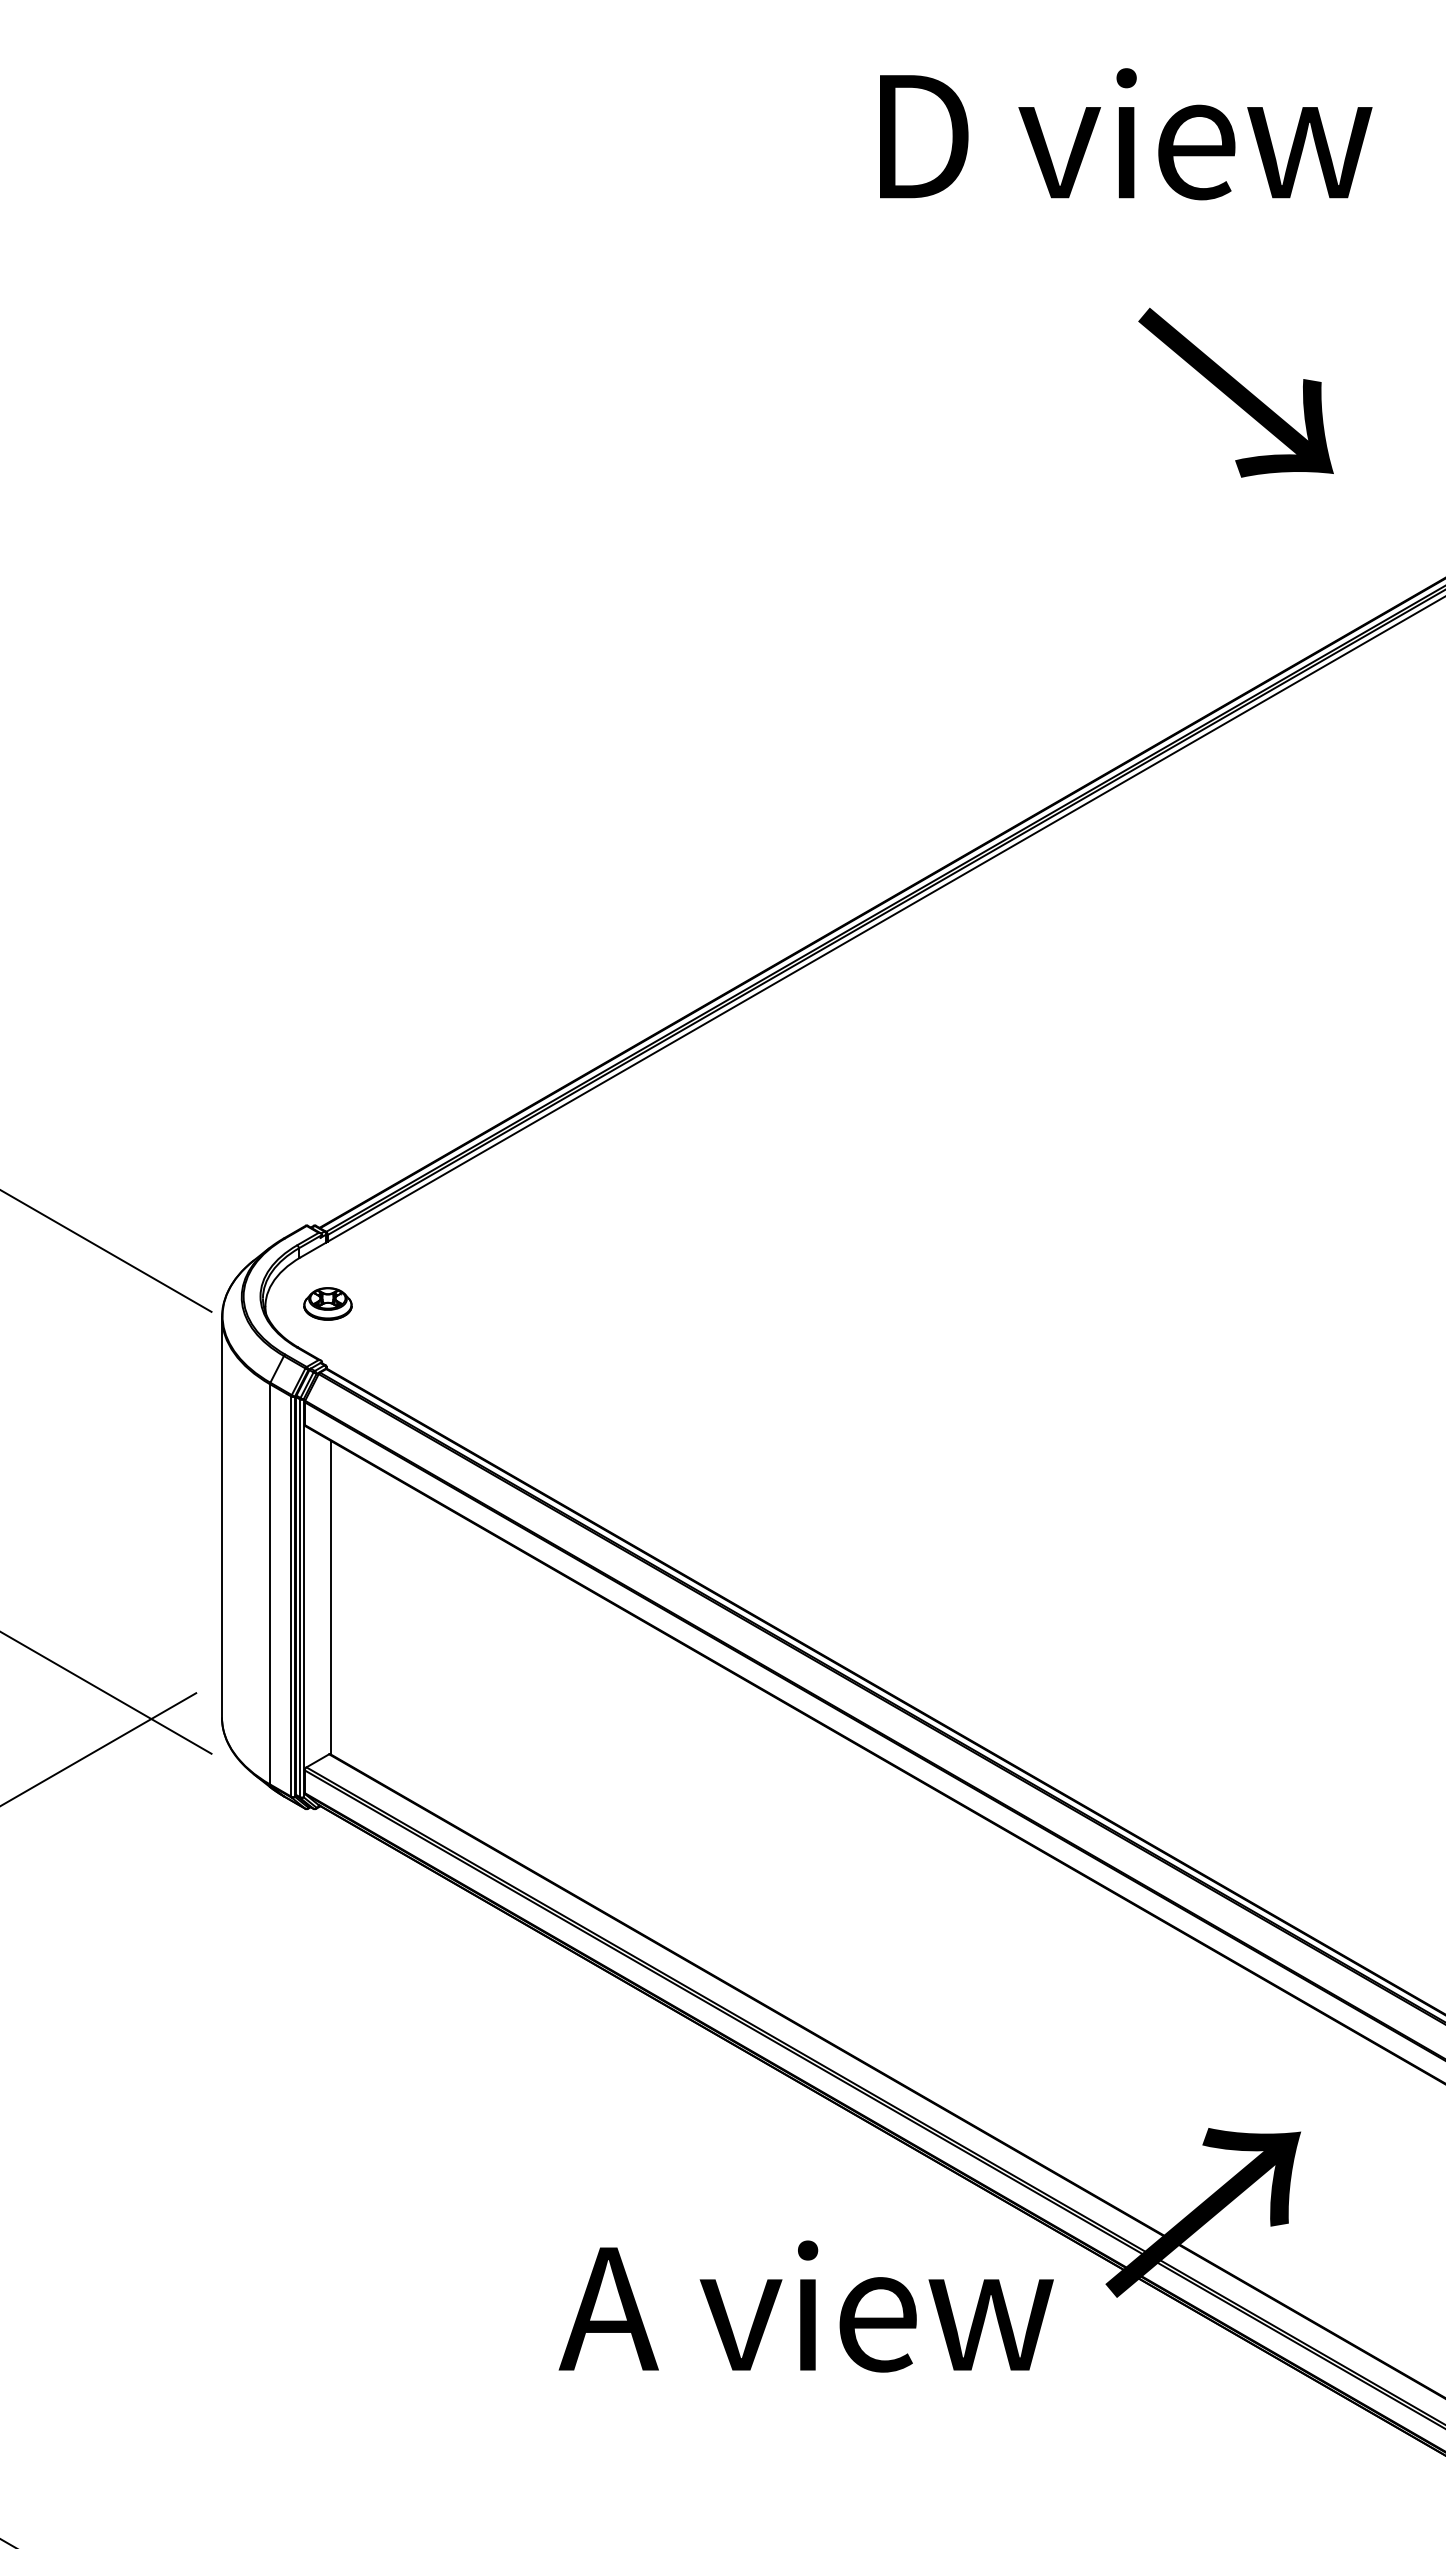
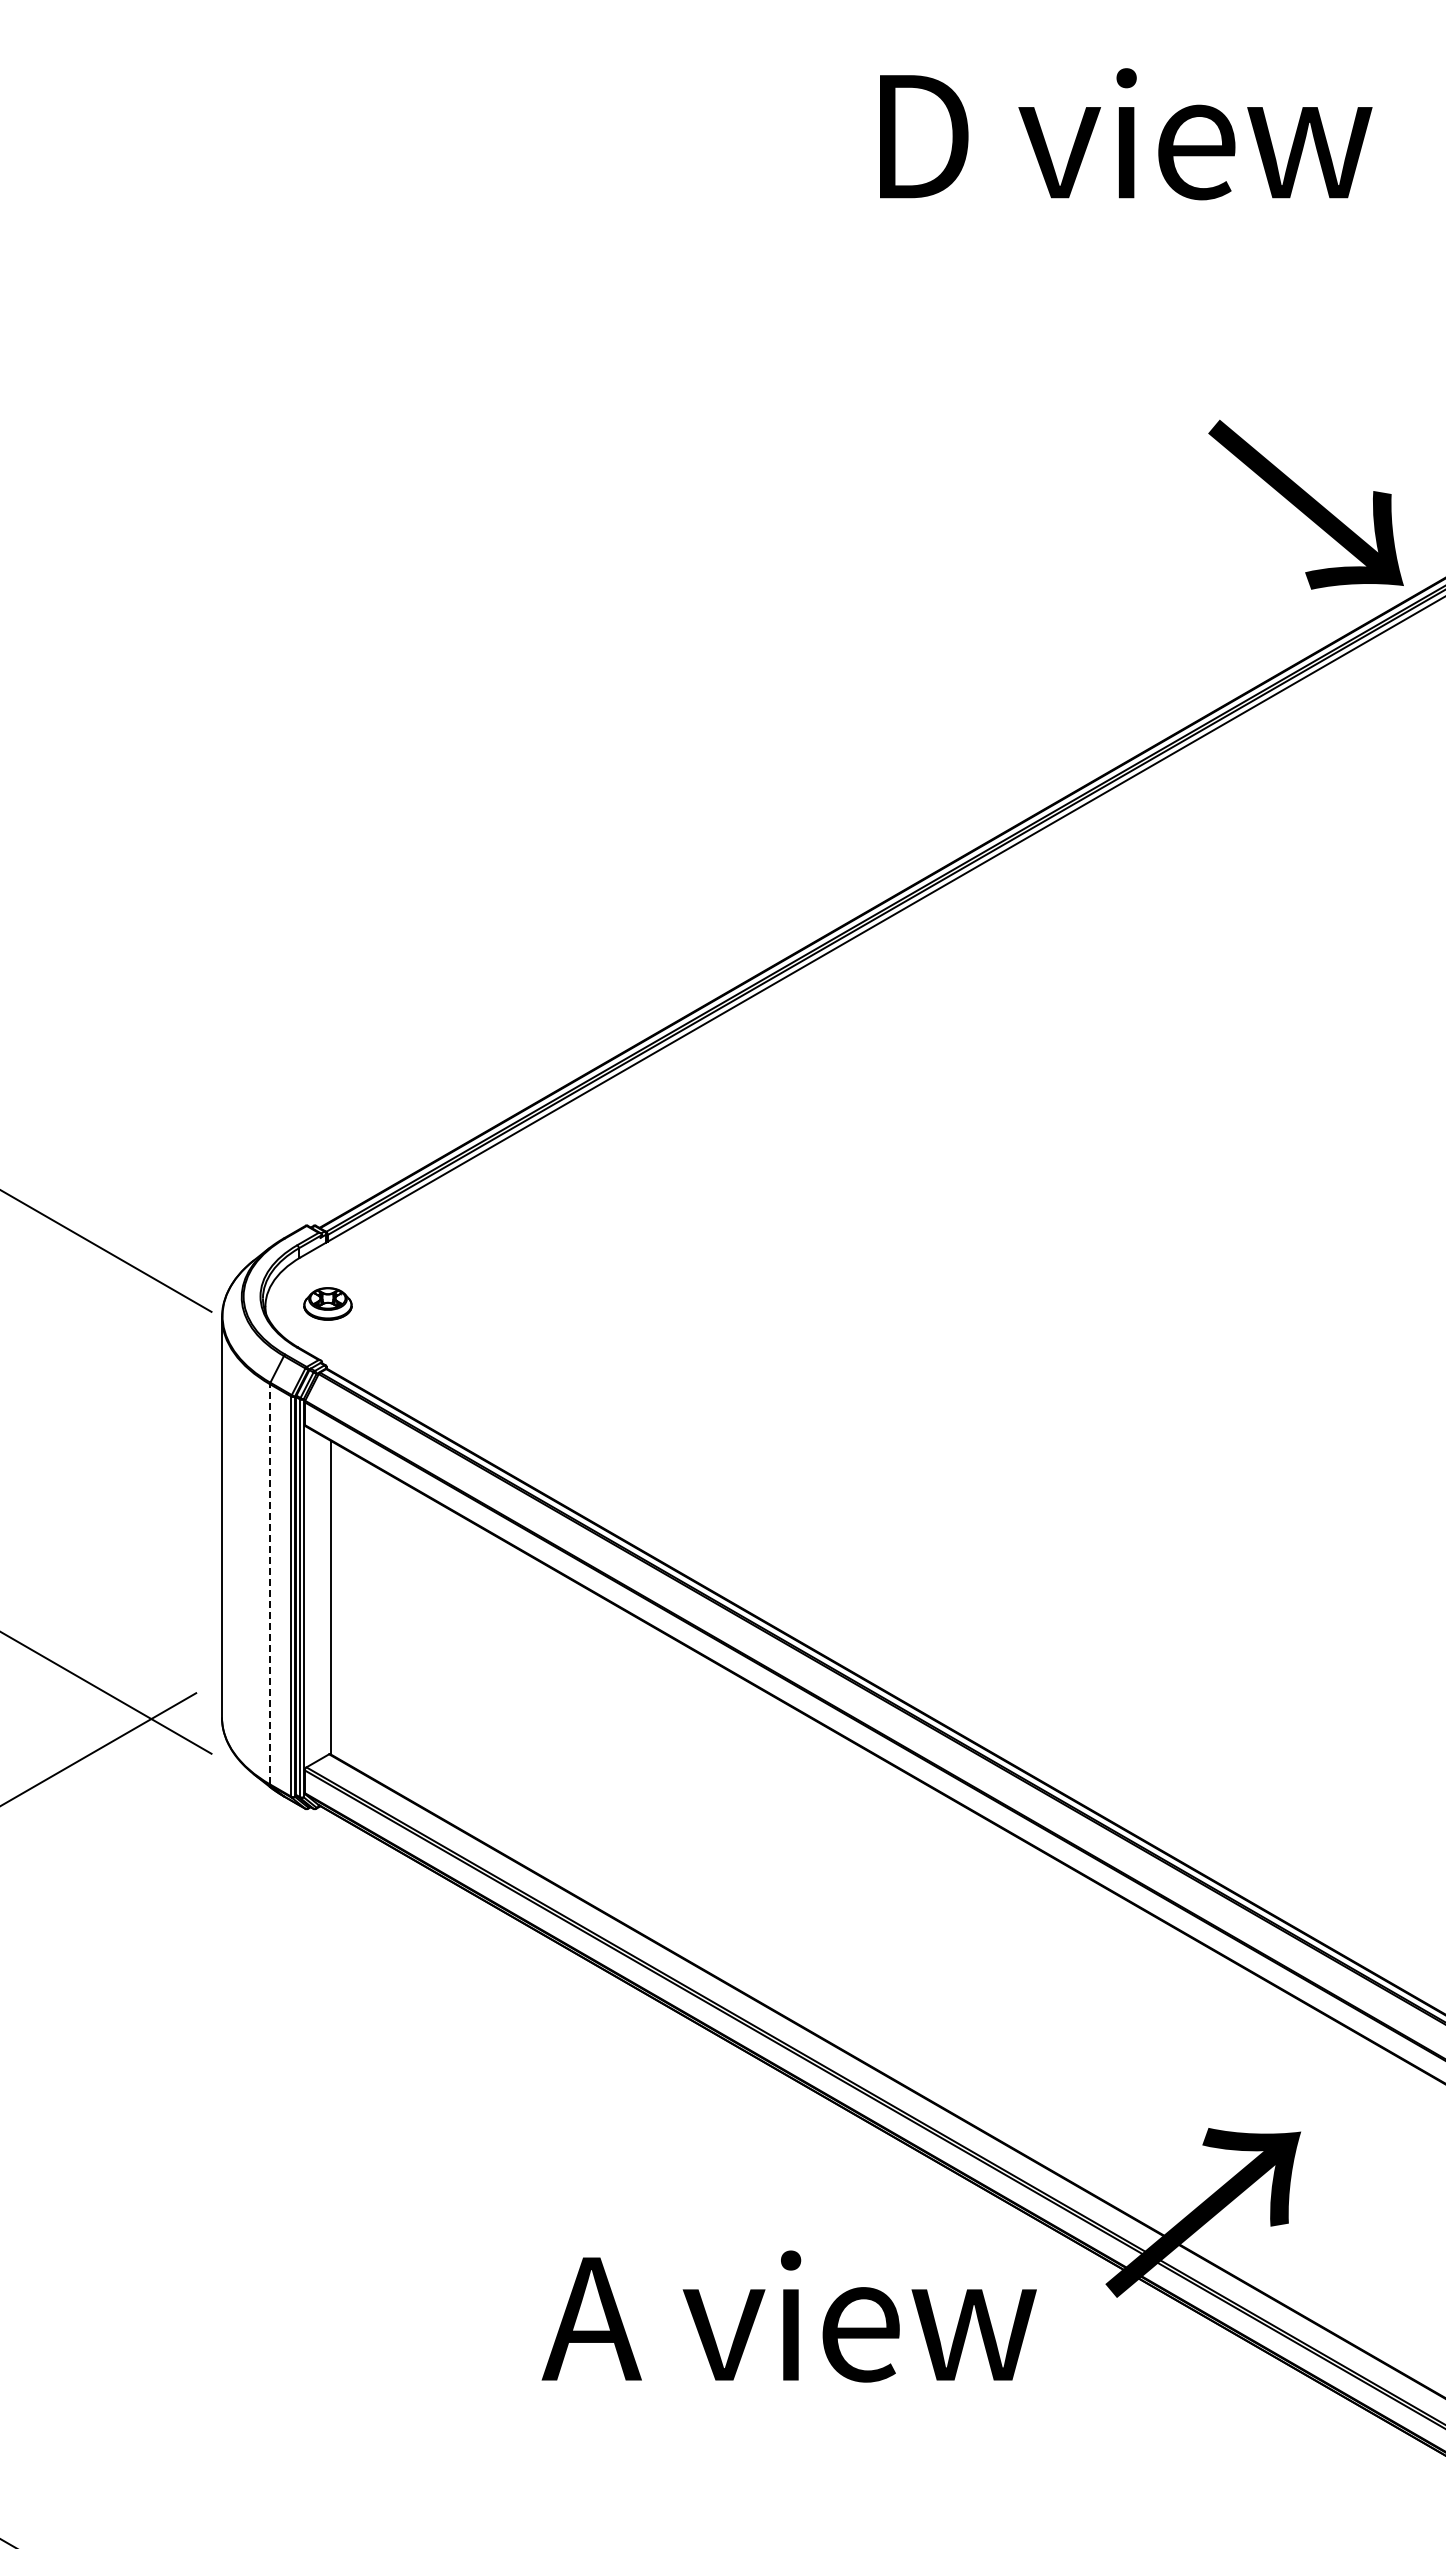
text position: (1235, 392) -> (1305, 504) (1305, 504)
line: solid -> dashed (270, 1583)
text position: (805, 2306) -> (788, 2316) (788, 2316)
